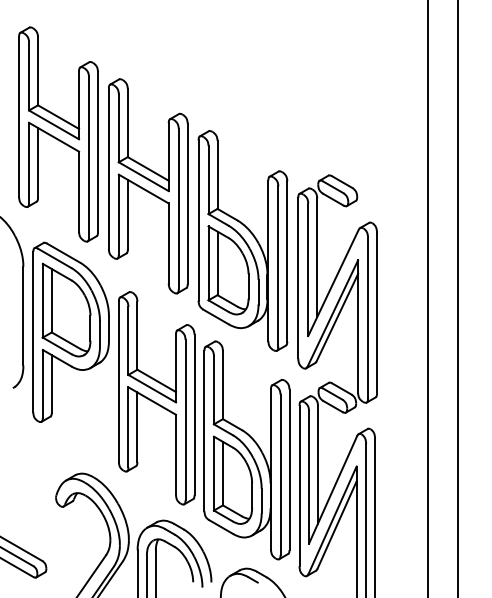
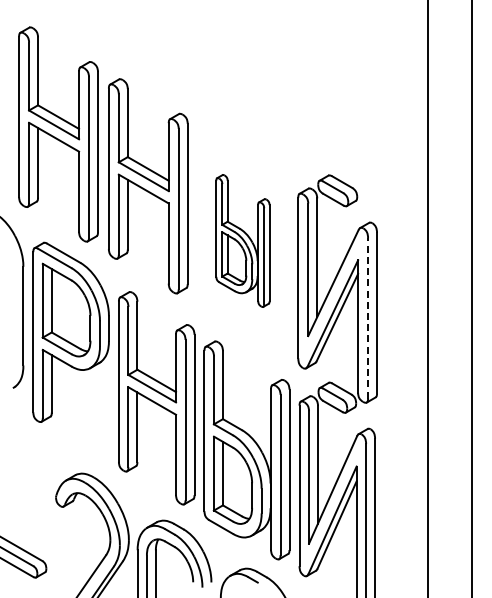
part size: 92x222 px -> 56x134 px (242, 240)
line position: (458, 298) -> (472, 298) (472, 298)
line: solid -> dashed (368, 317)
